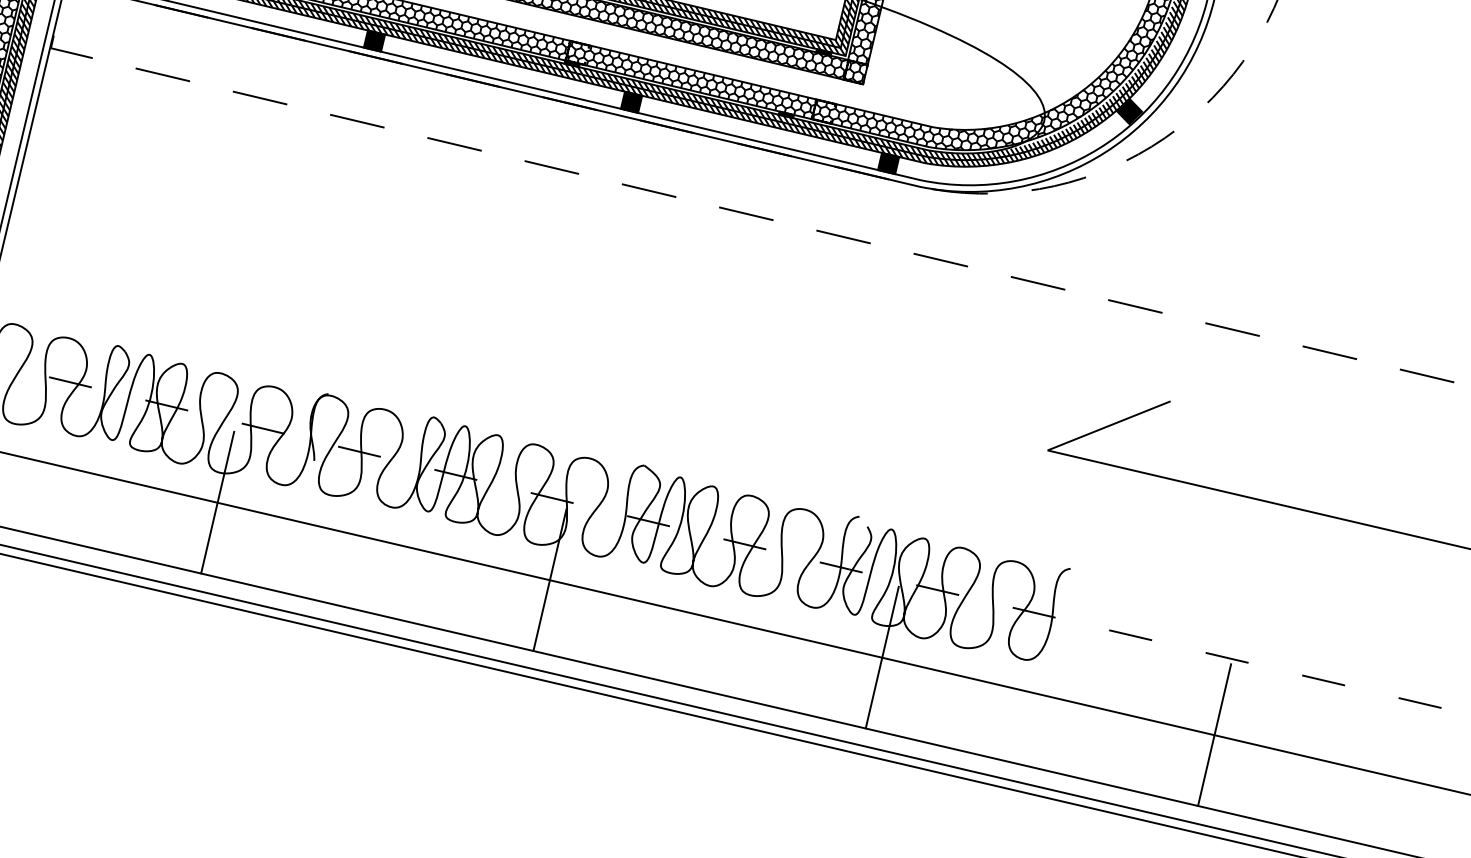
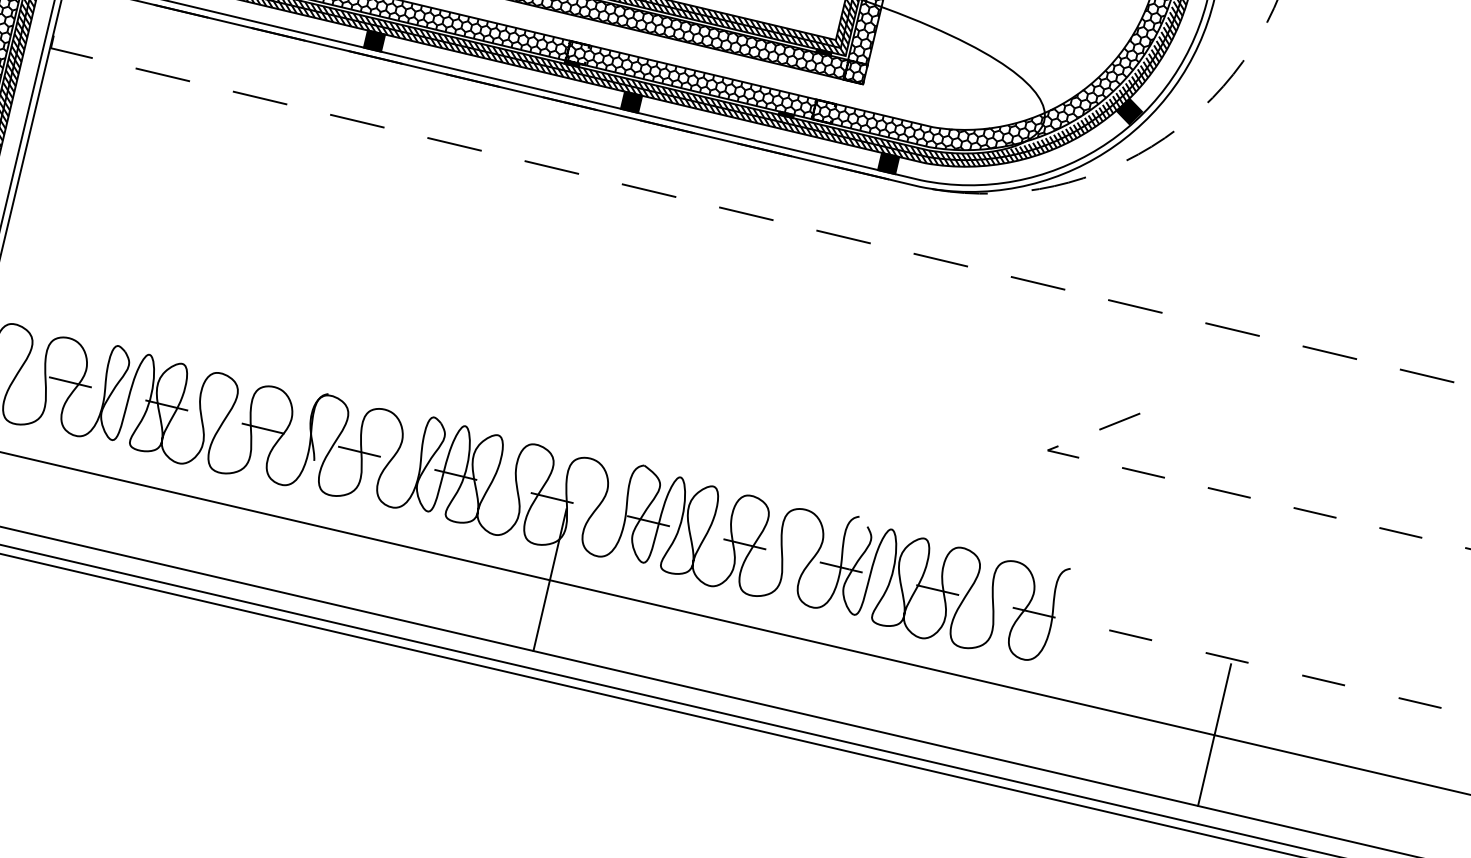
line: solid -> dashed (1193, 484)
line: present -> none (217, 502)
line: present -> none (881, 657)
